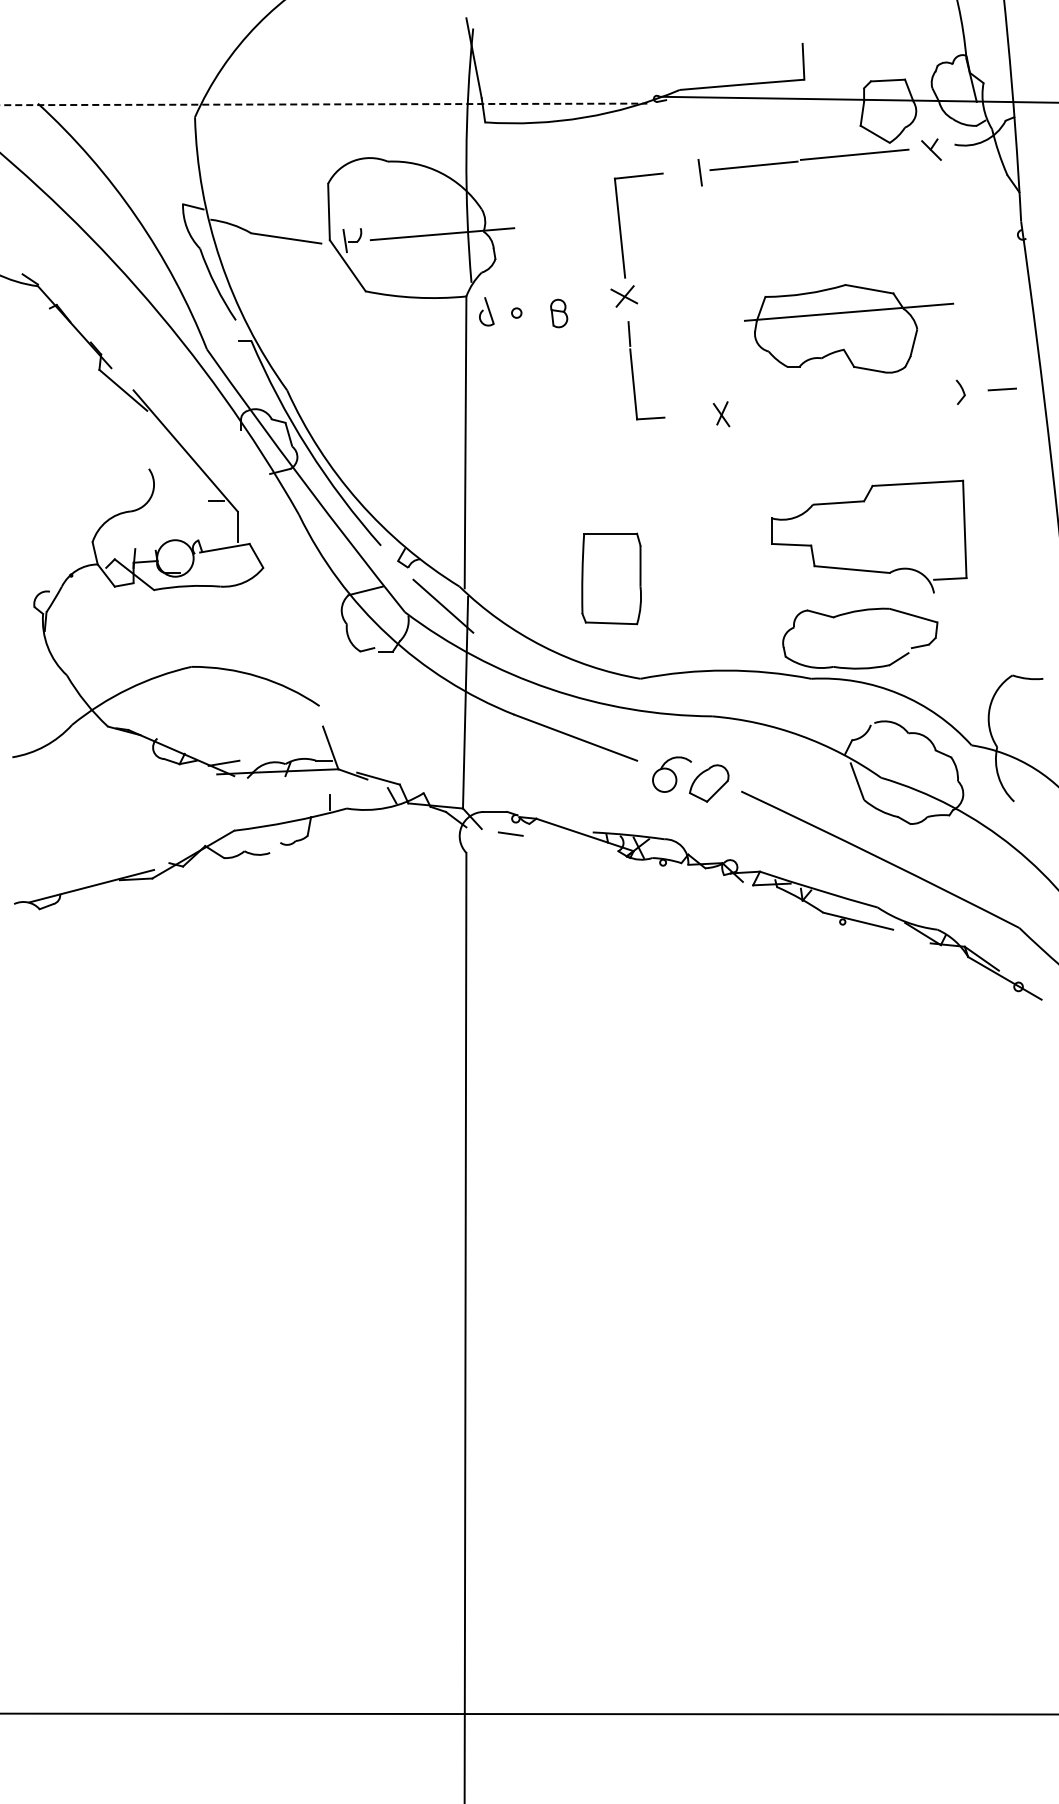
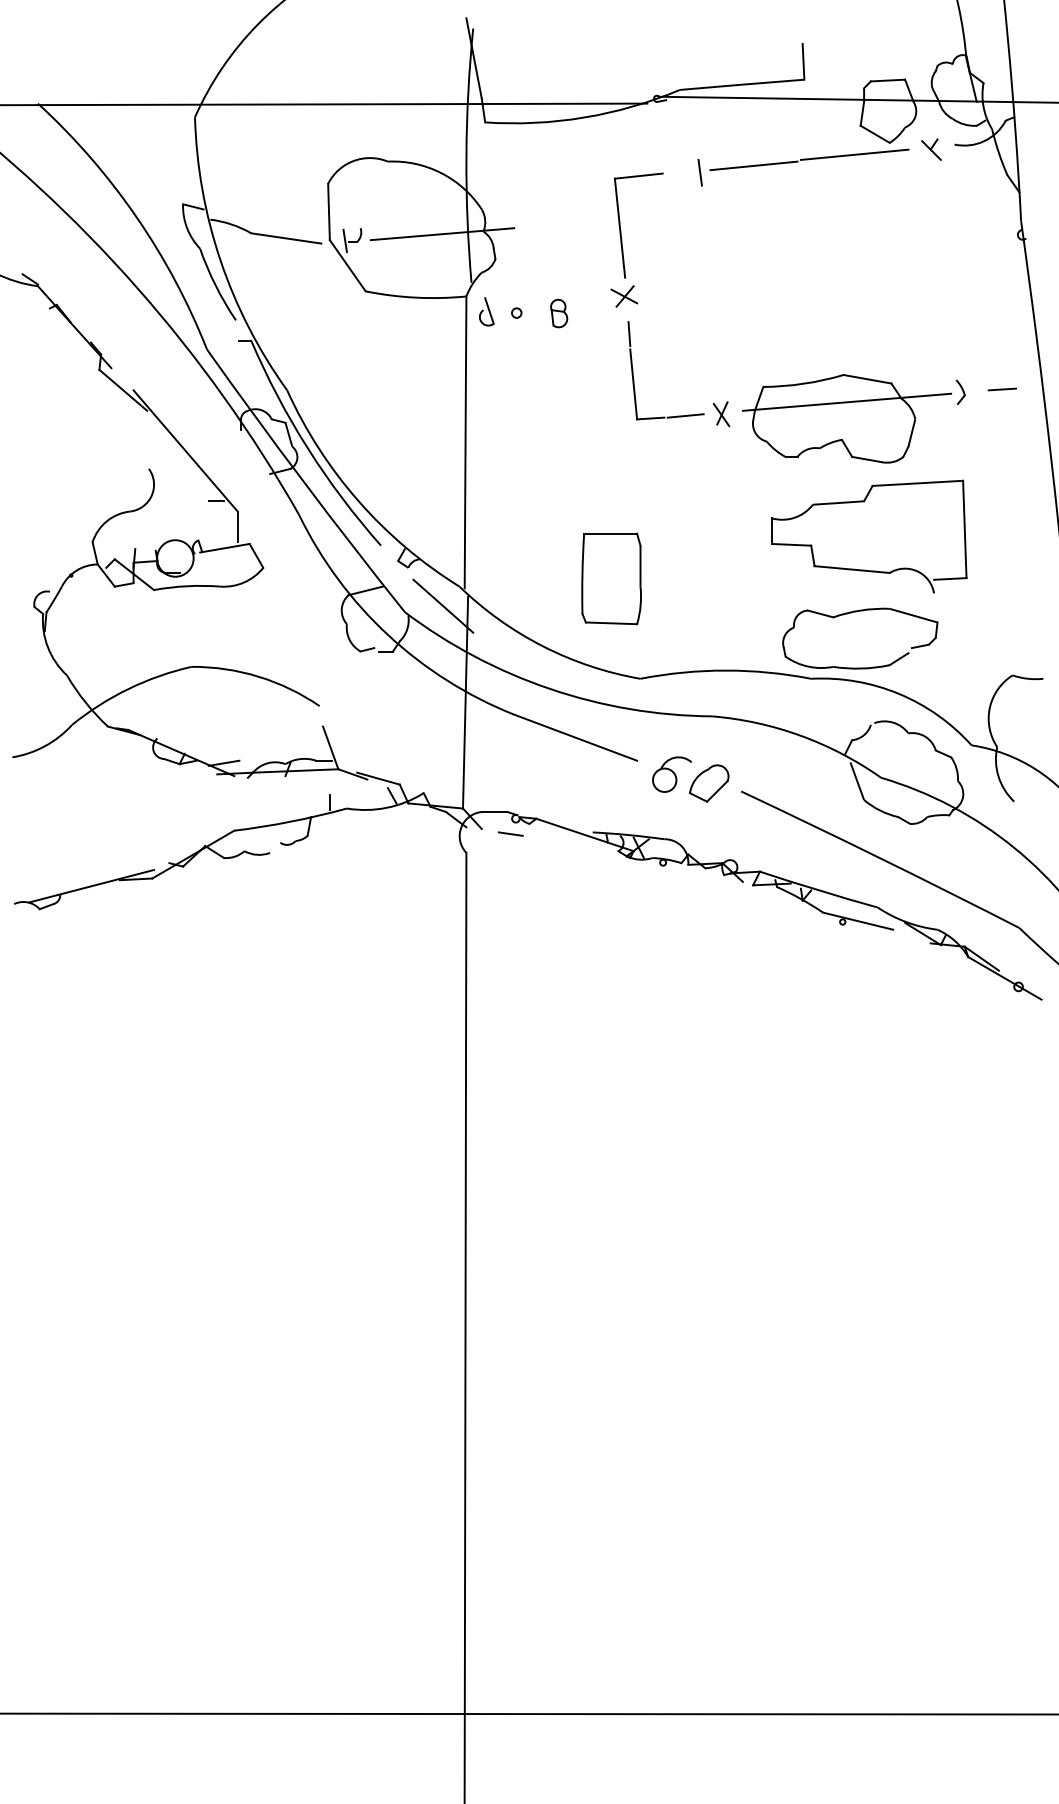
line: dashed -> solid (323, 104)
part position: (848, 328) -> (846, 418) (846, 418)
line: none -> present (685, 415)
